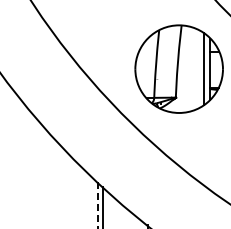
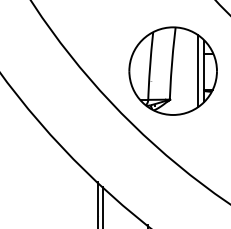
part position: (178, 68) -> (172, 70) (172, 70)
line: dashed -> solid (98, 205)
